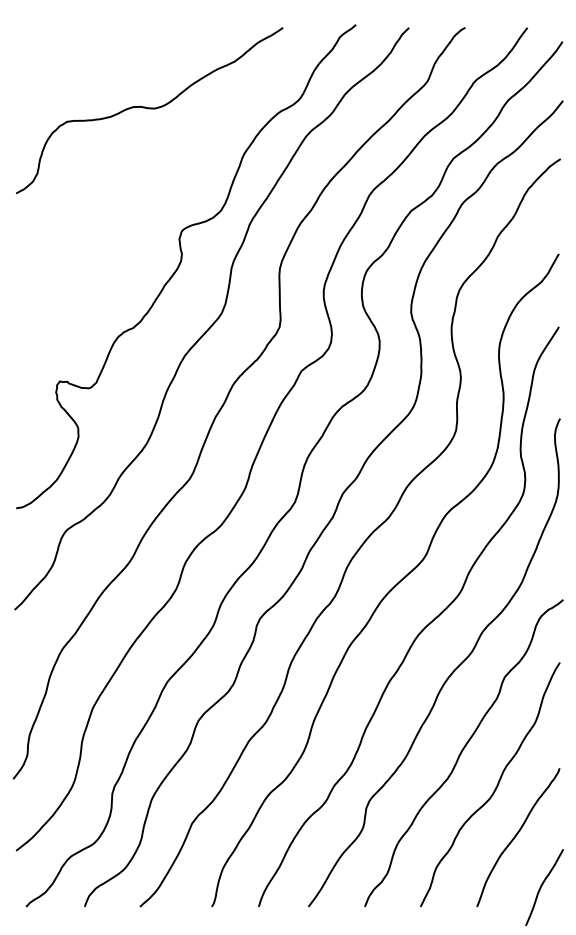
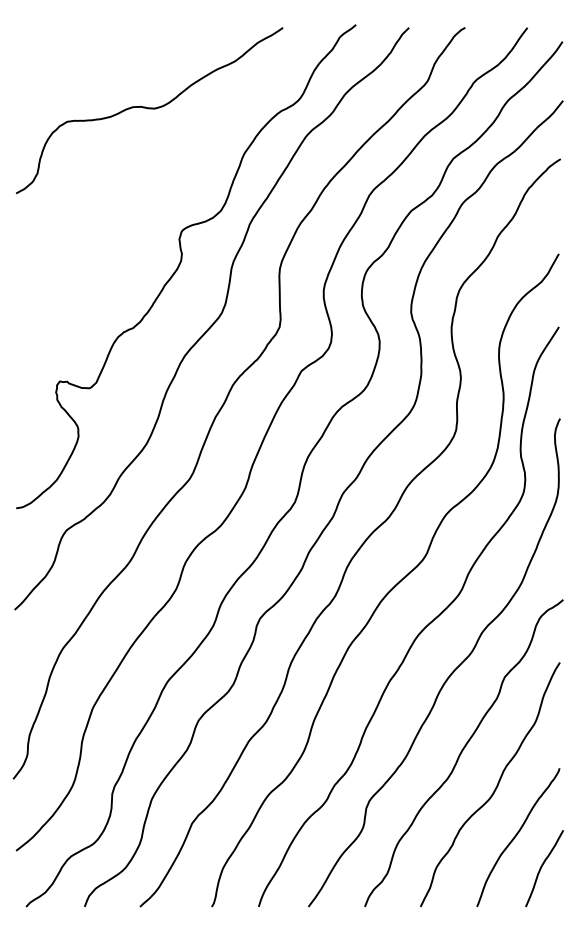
curve position: (542, 886) -> (542, 867) (542, 867)
